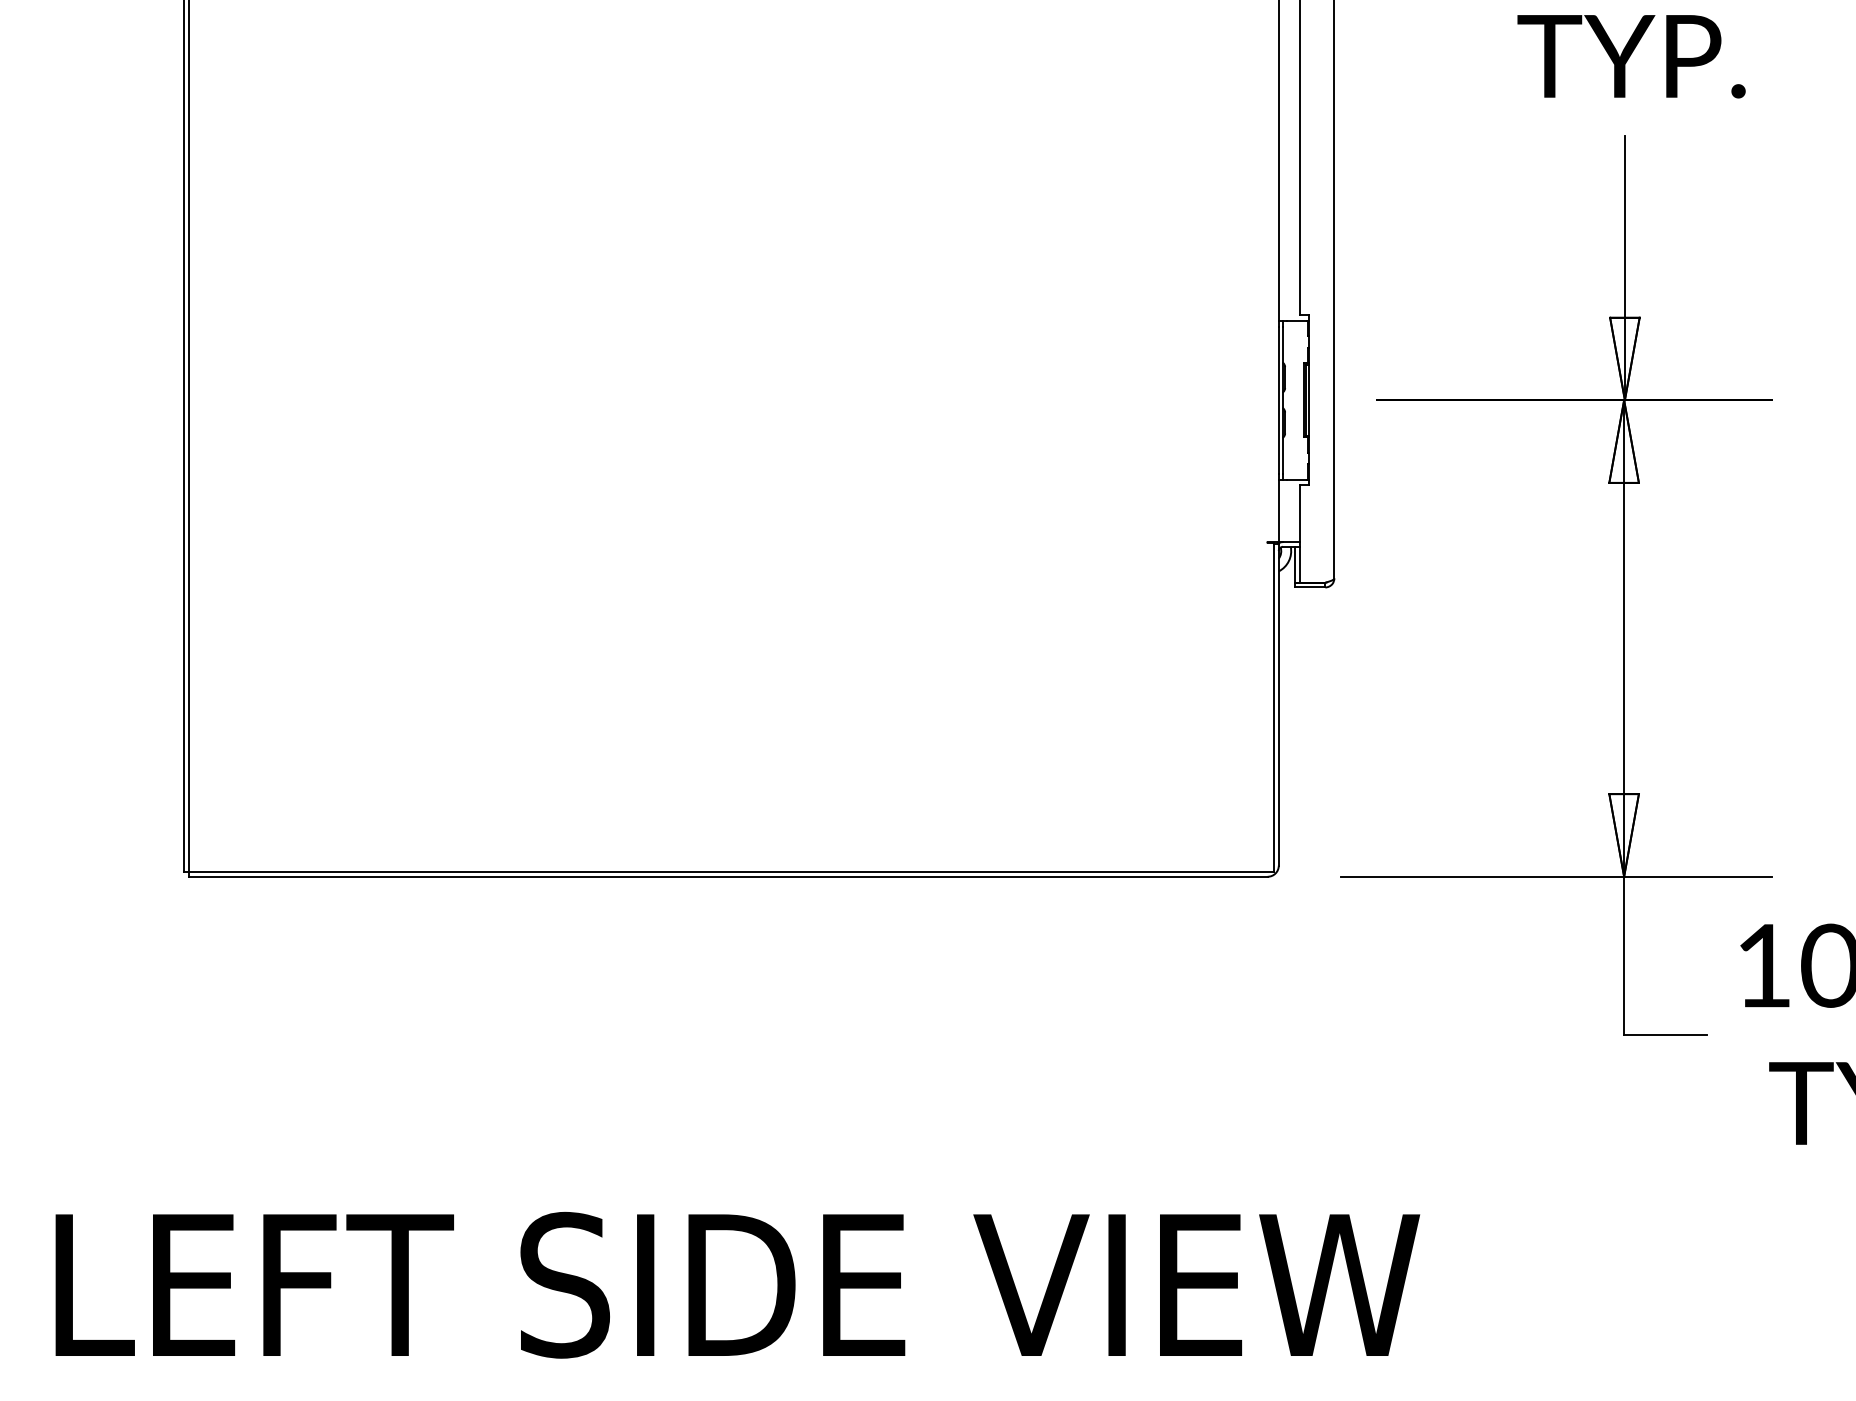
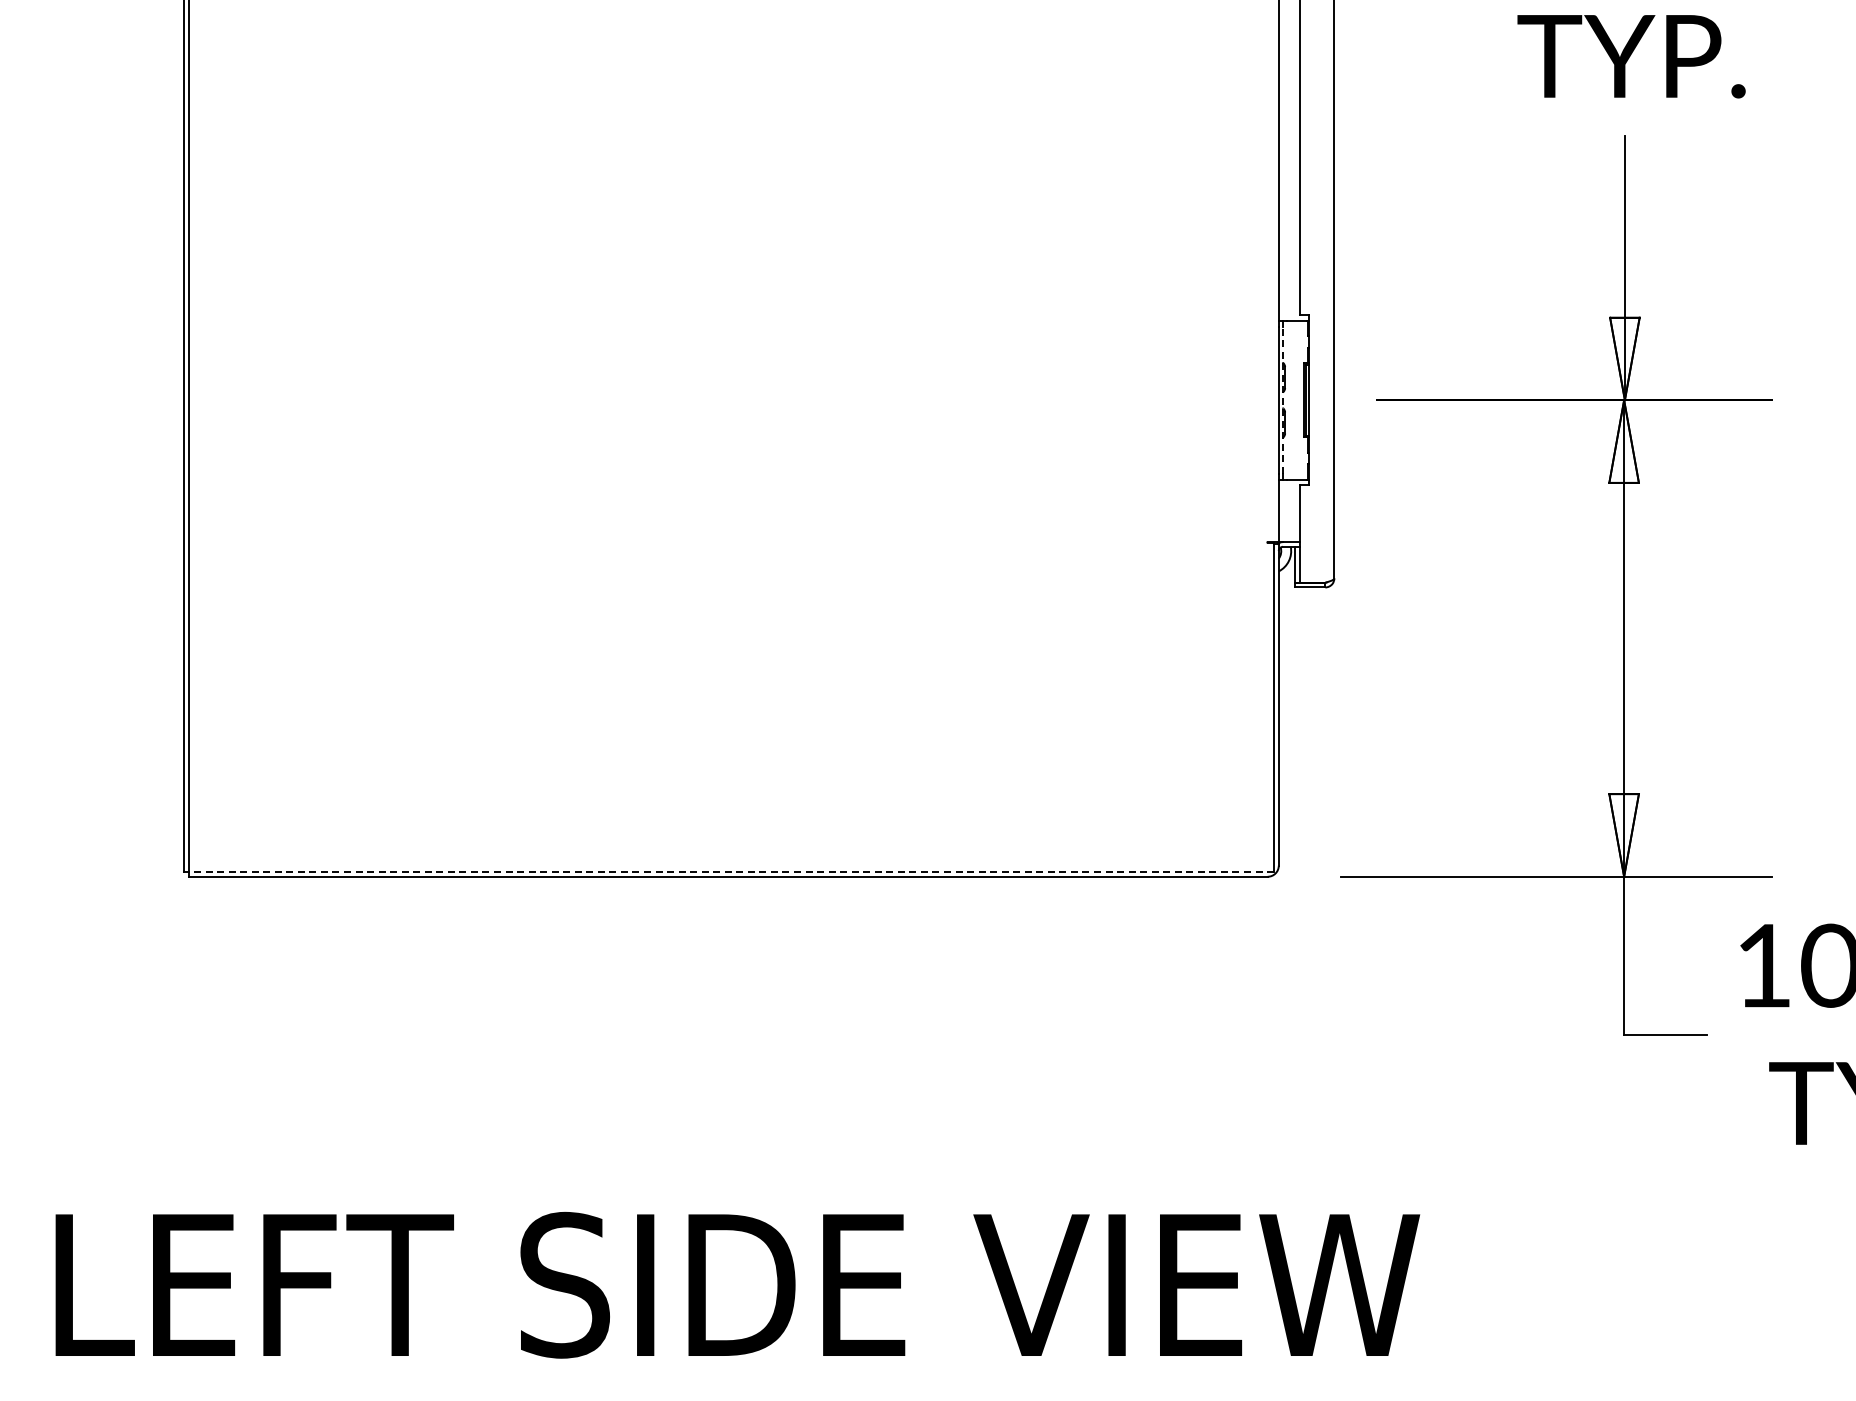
line: solid -> dashed (1283, 400)
line: solid -> dashed (731, 872)
